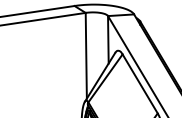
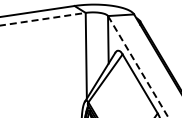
line: solid -> dashed (43, 19)
line: solid -> dashed (138, 67)
